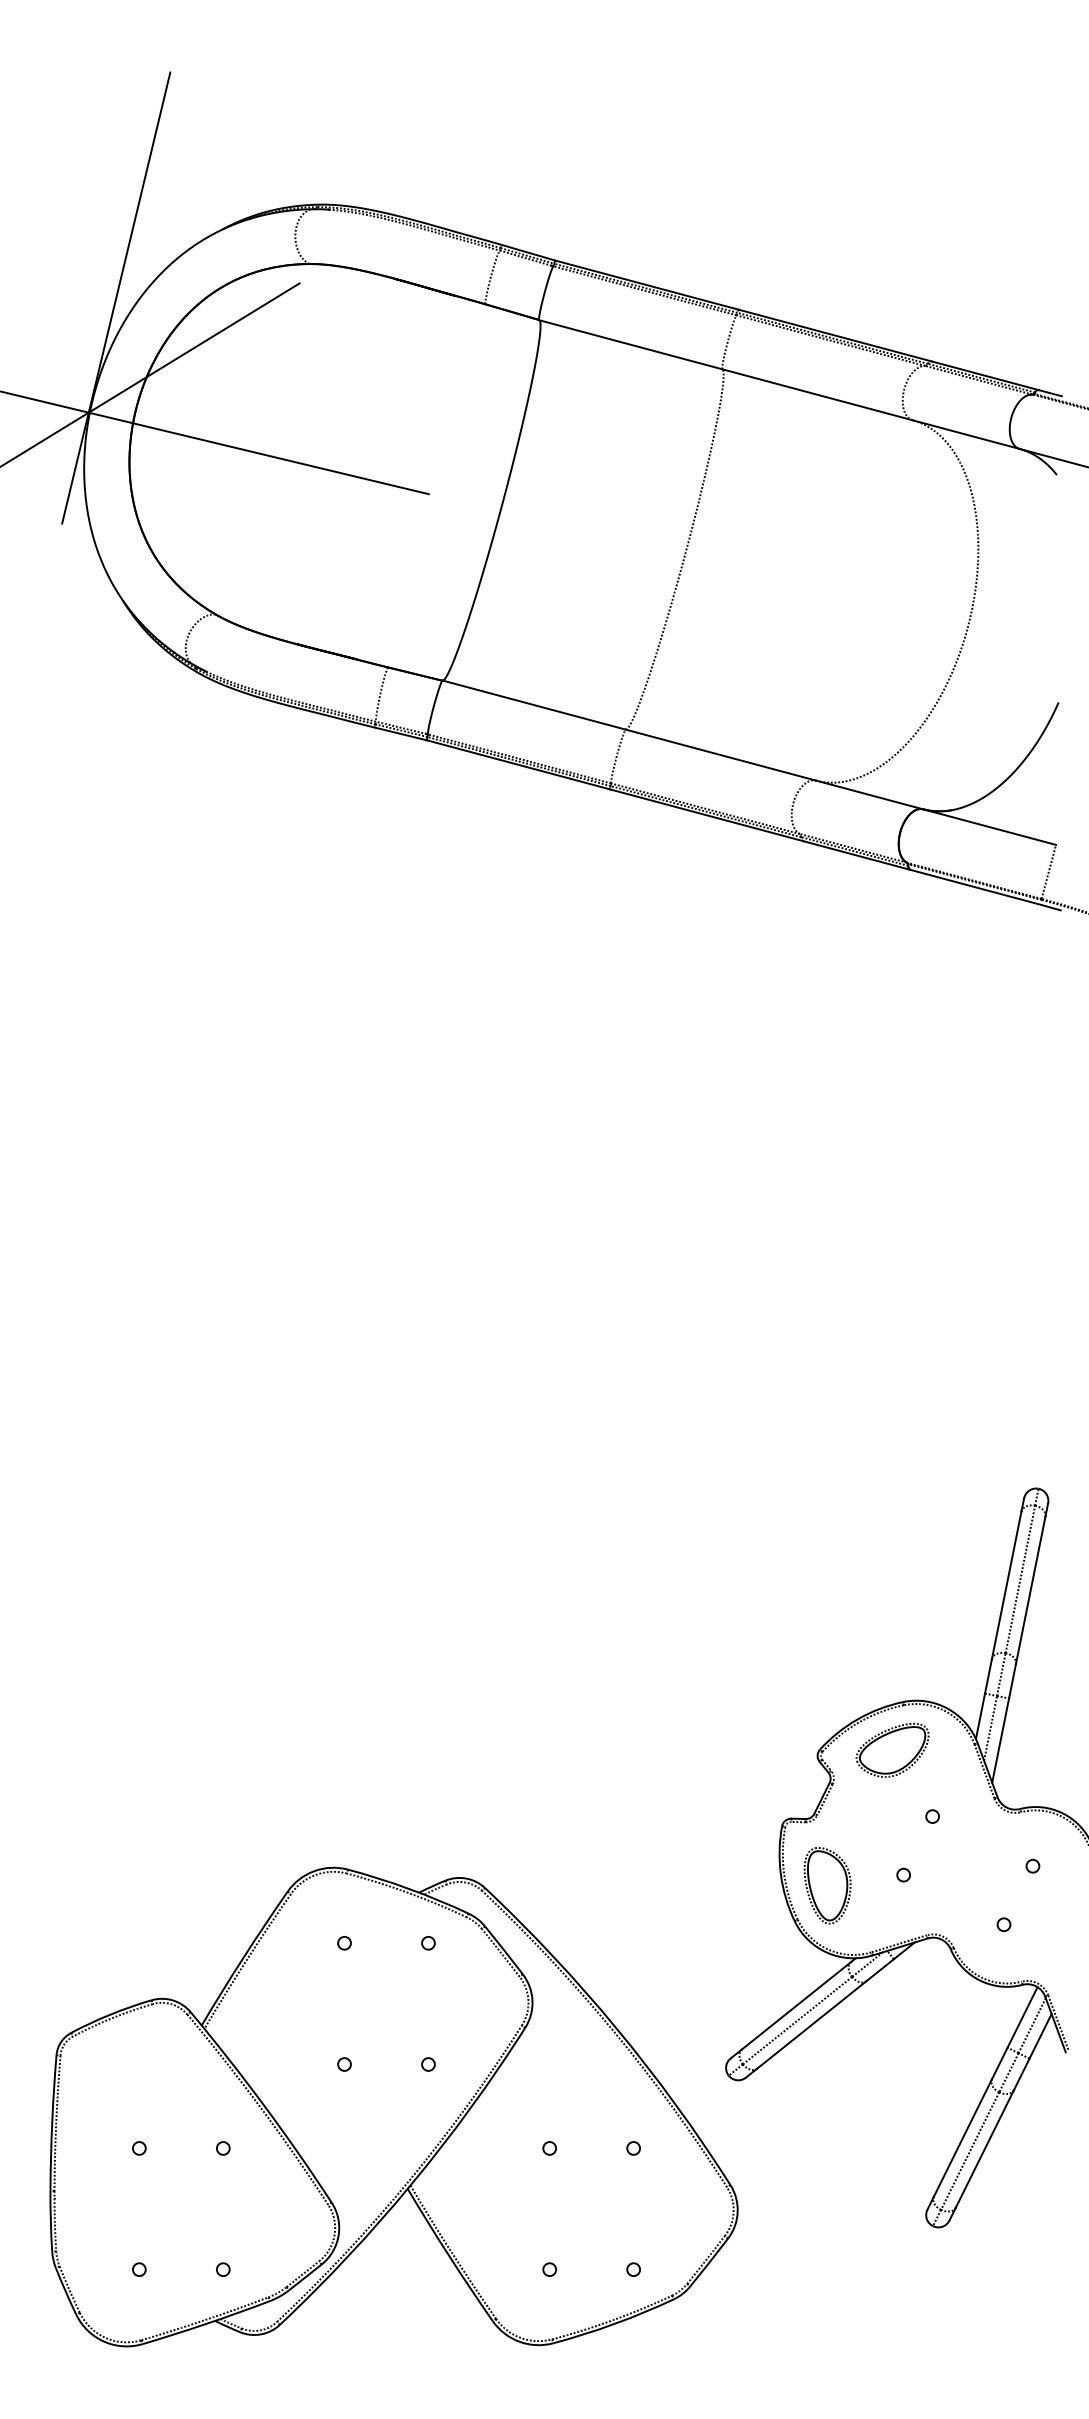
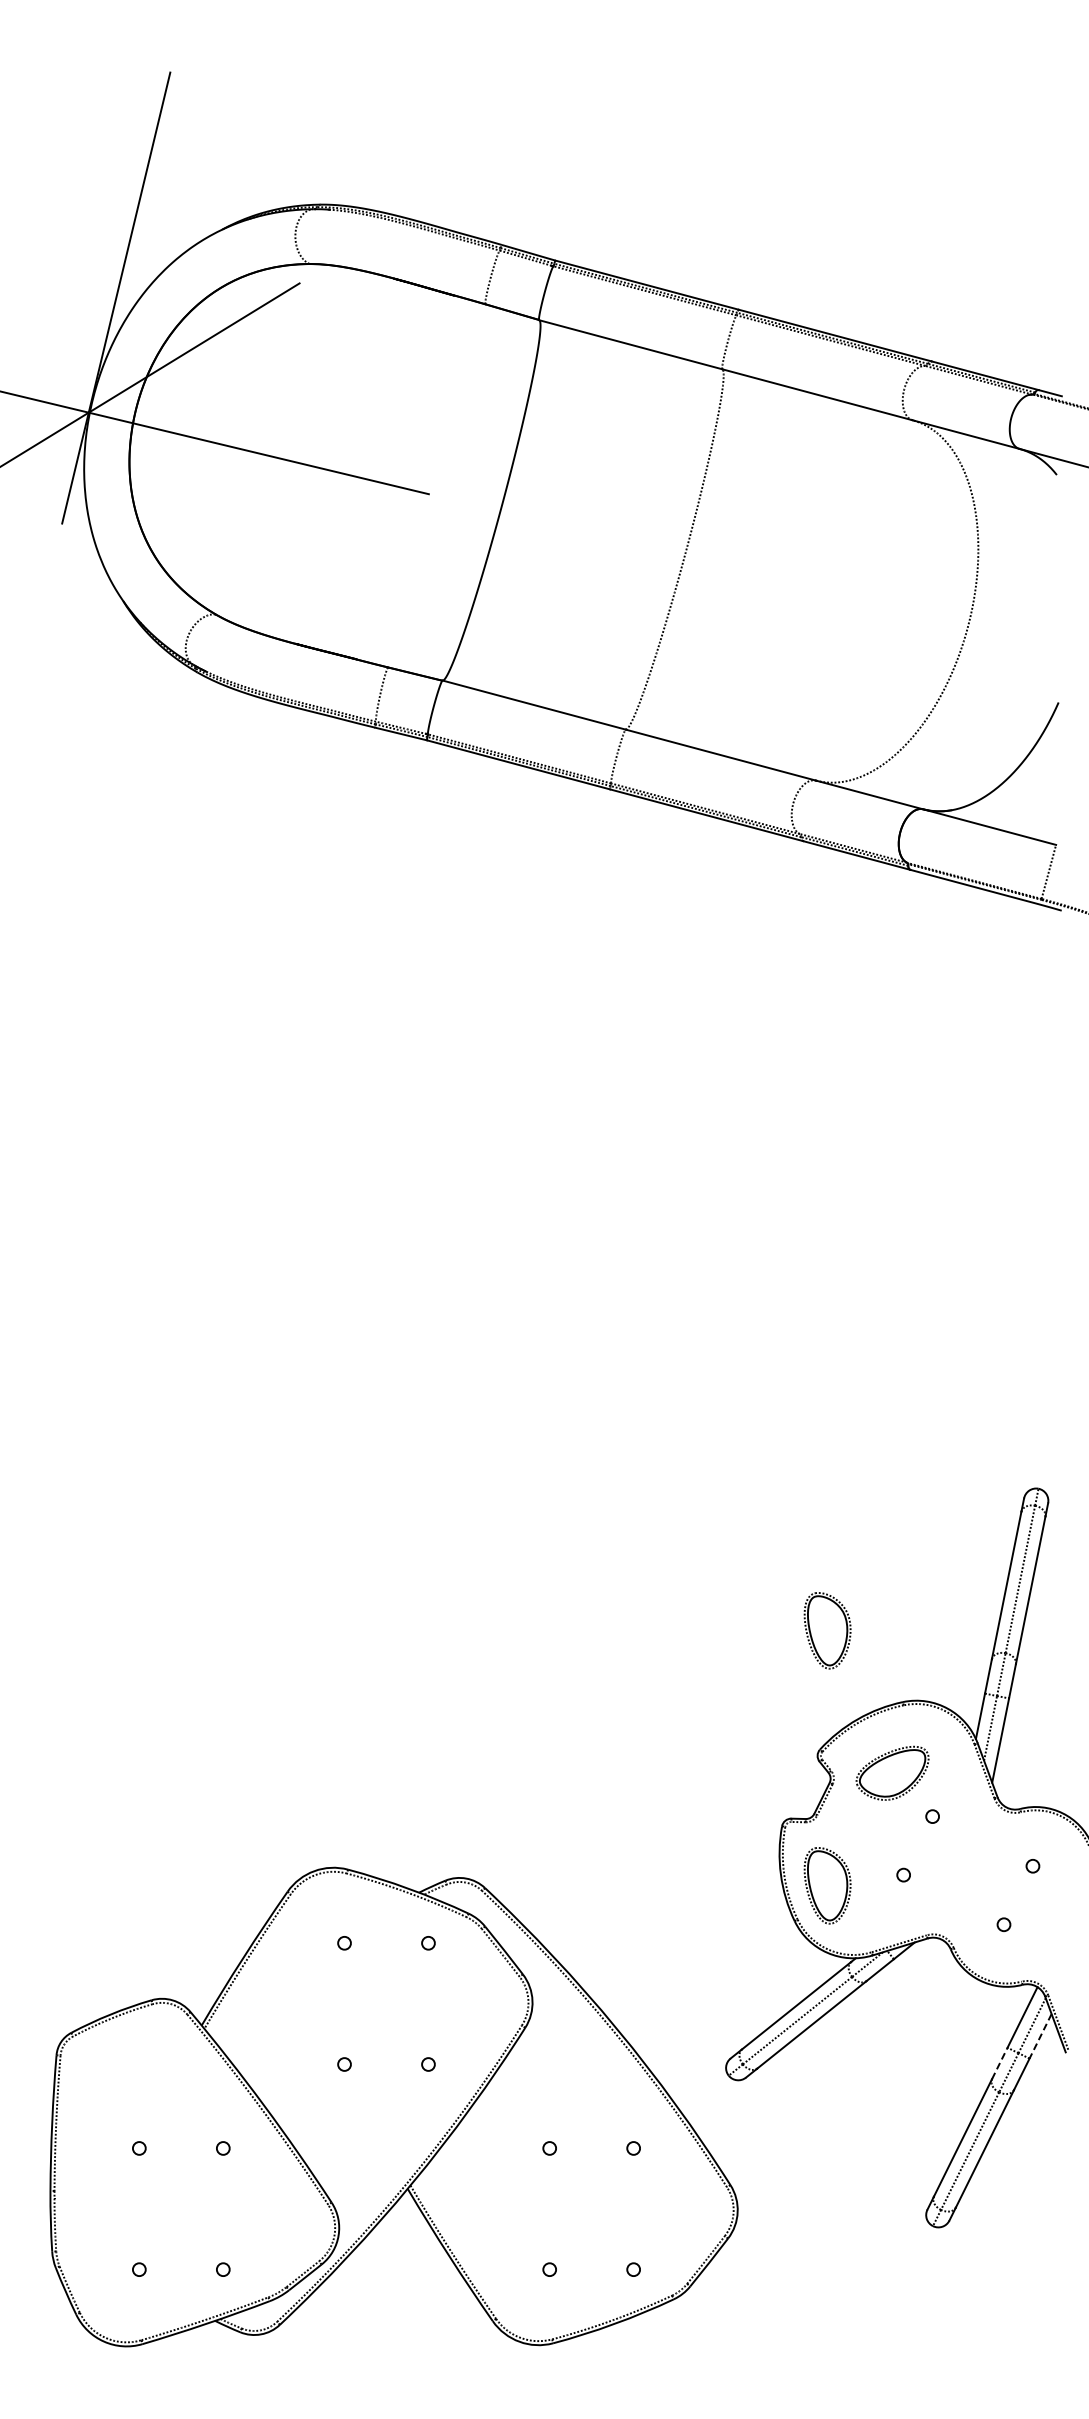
part: none -> present (827, 1630)
part position: (892, 1749) -> (892, 1772) (892, 1772)
line: solid -> dashed (1040, 2036)
line: solid -> dashed (999, 2063)
